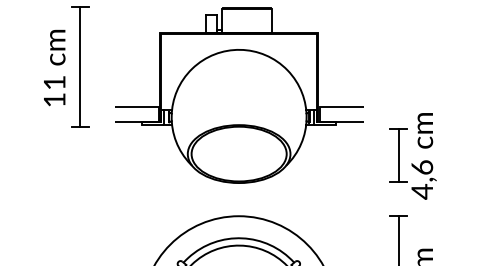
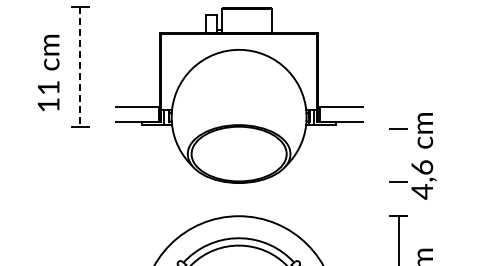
text position: (54, 67) -> (48, 72) (48, 72)
line: solid -> dashed (80, 67)
line: present -> none (398, 155)
